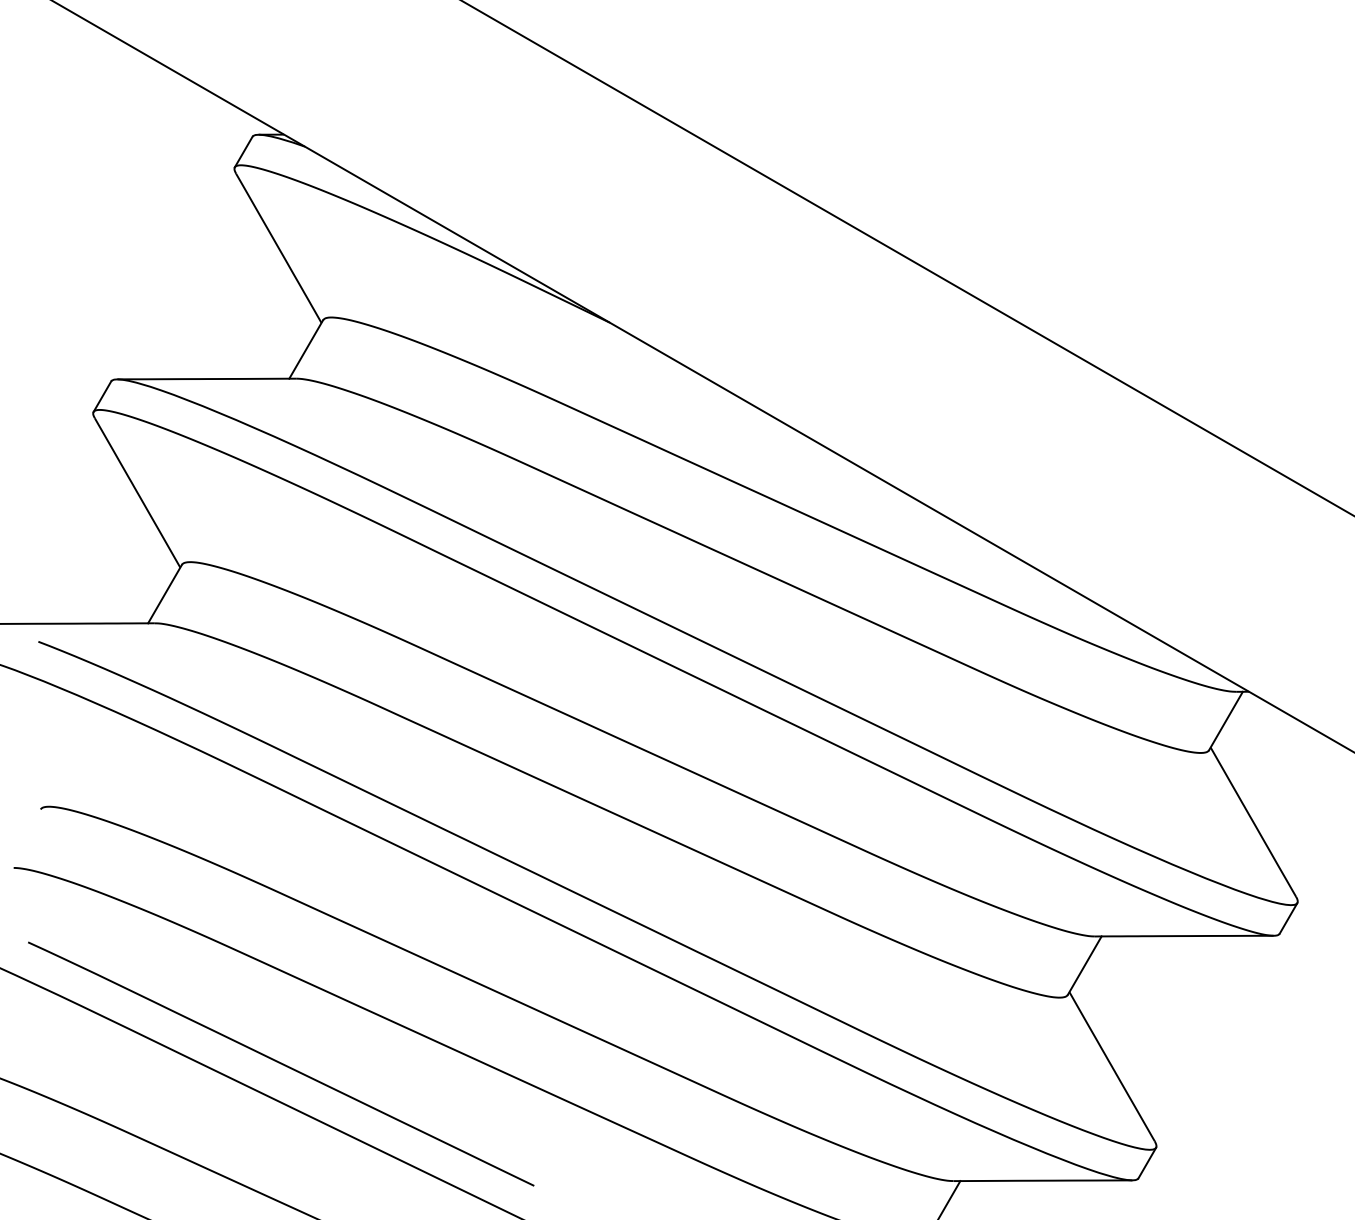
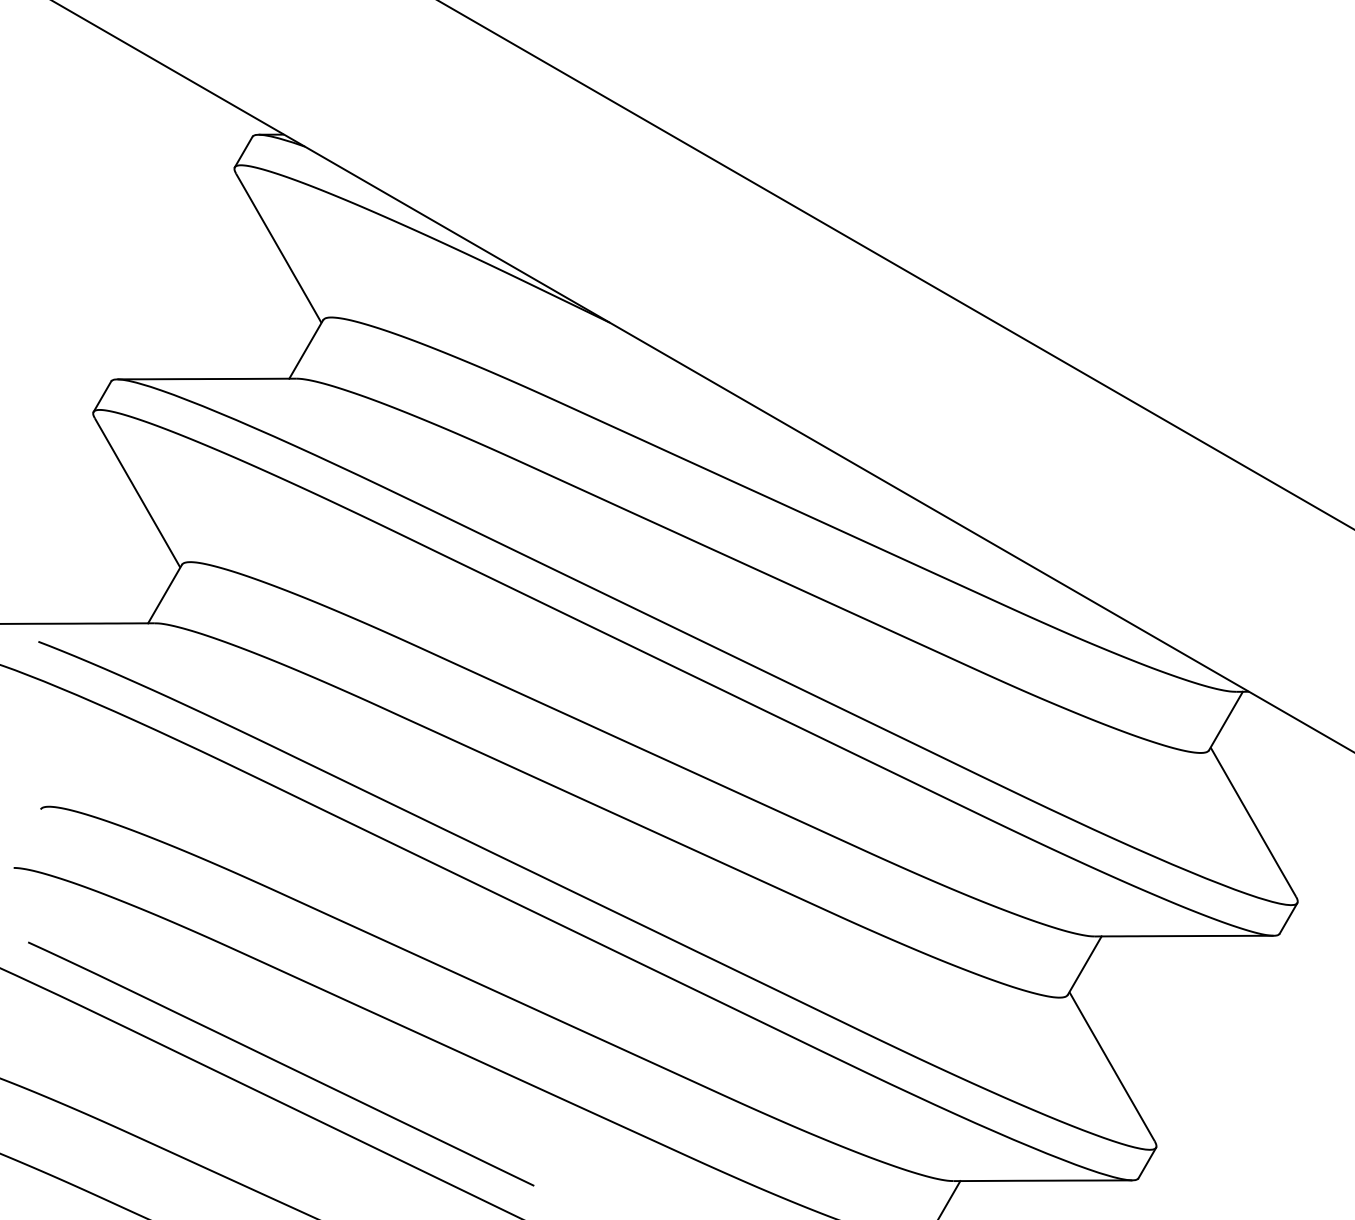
line position: (907, 258) -> (895, 264) (895, 264)
